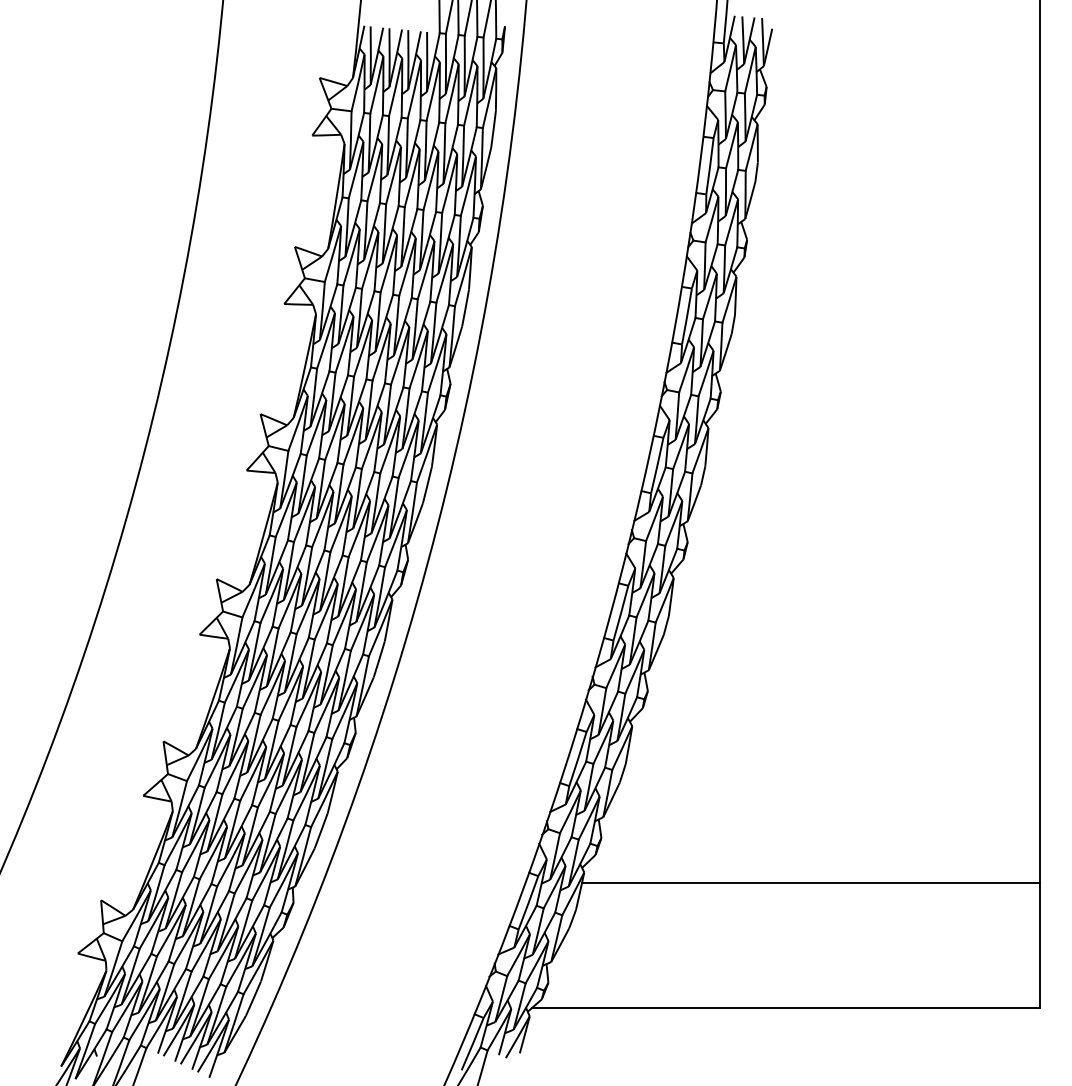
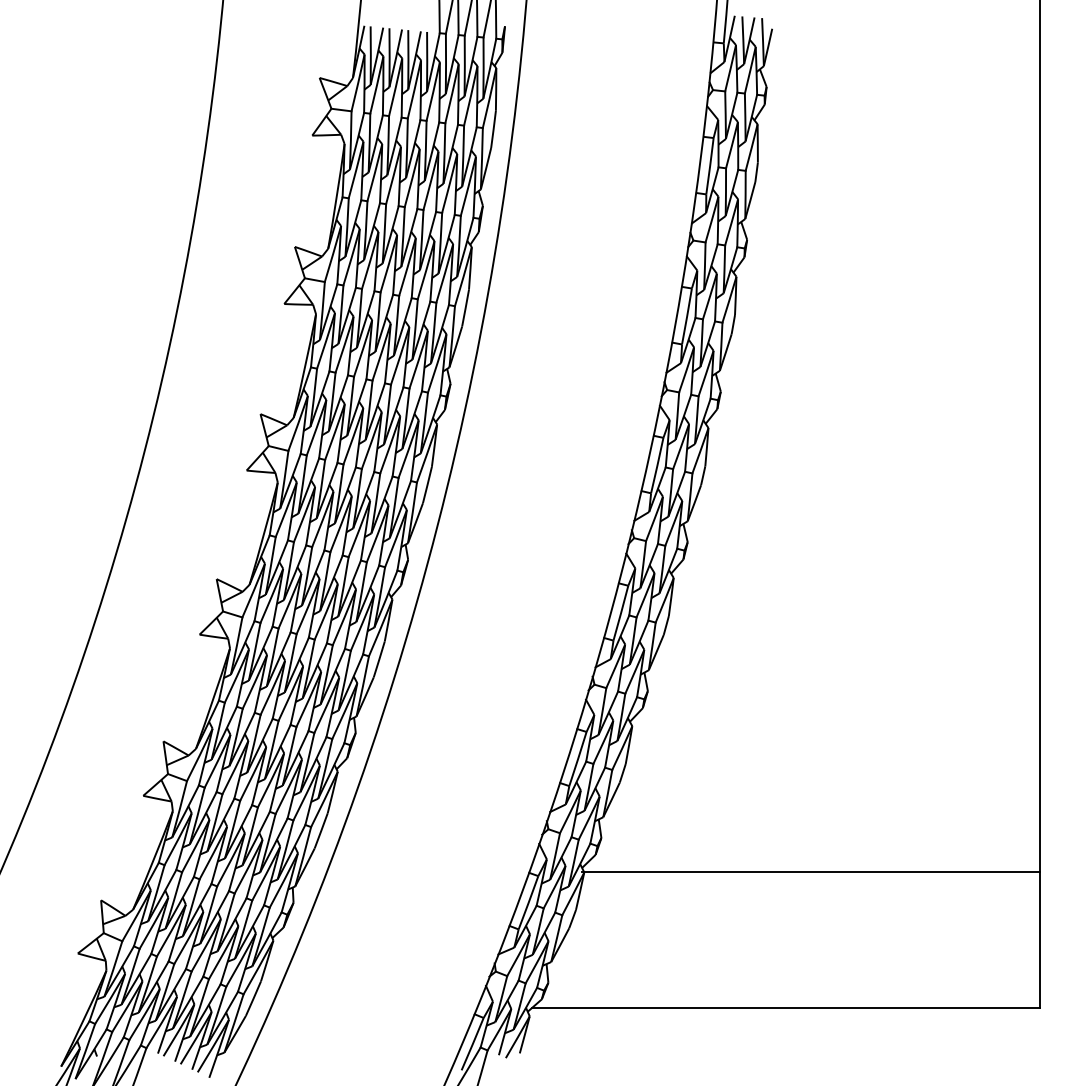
line position: (810, 883) -> (810, 872) (810, 872)
